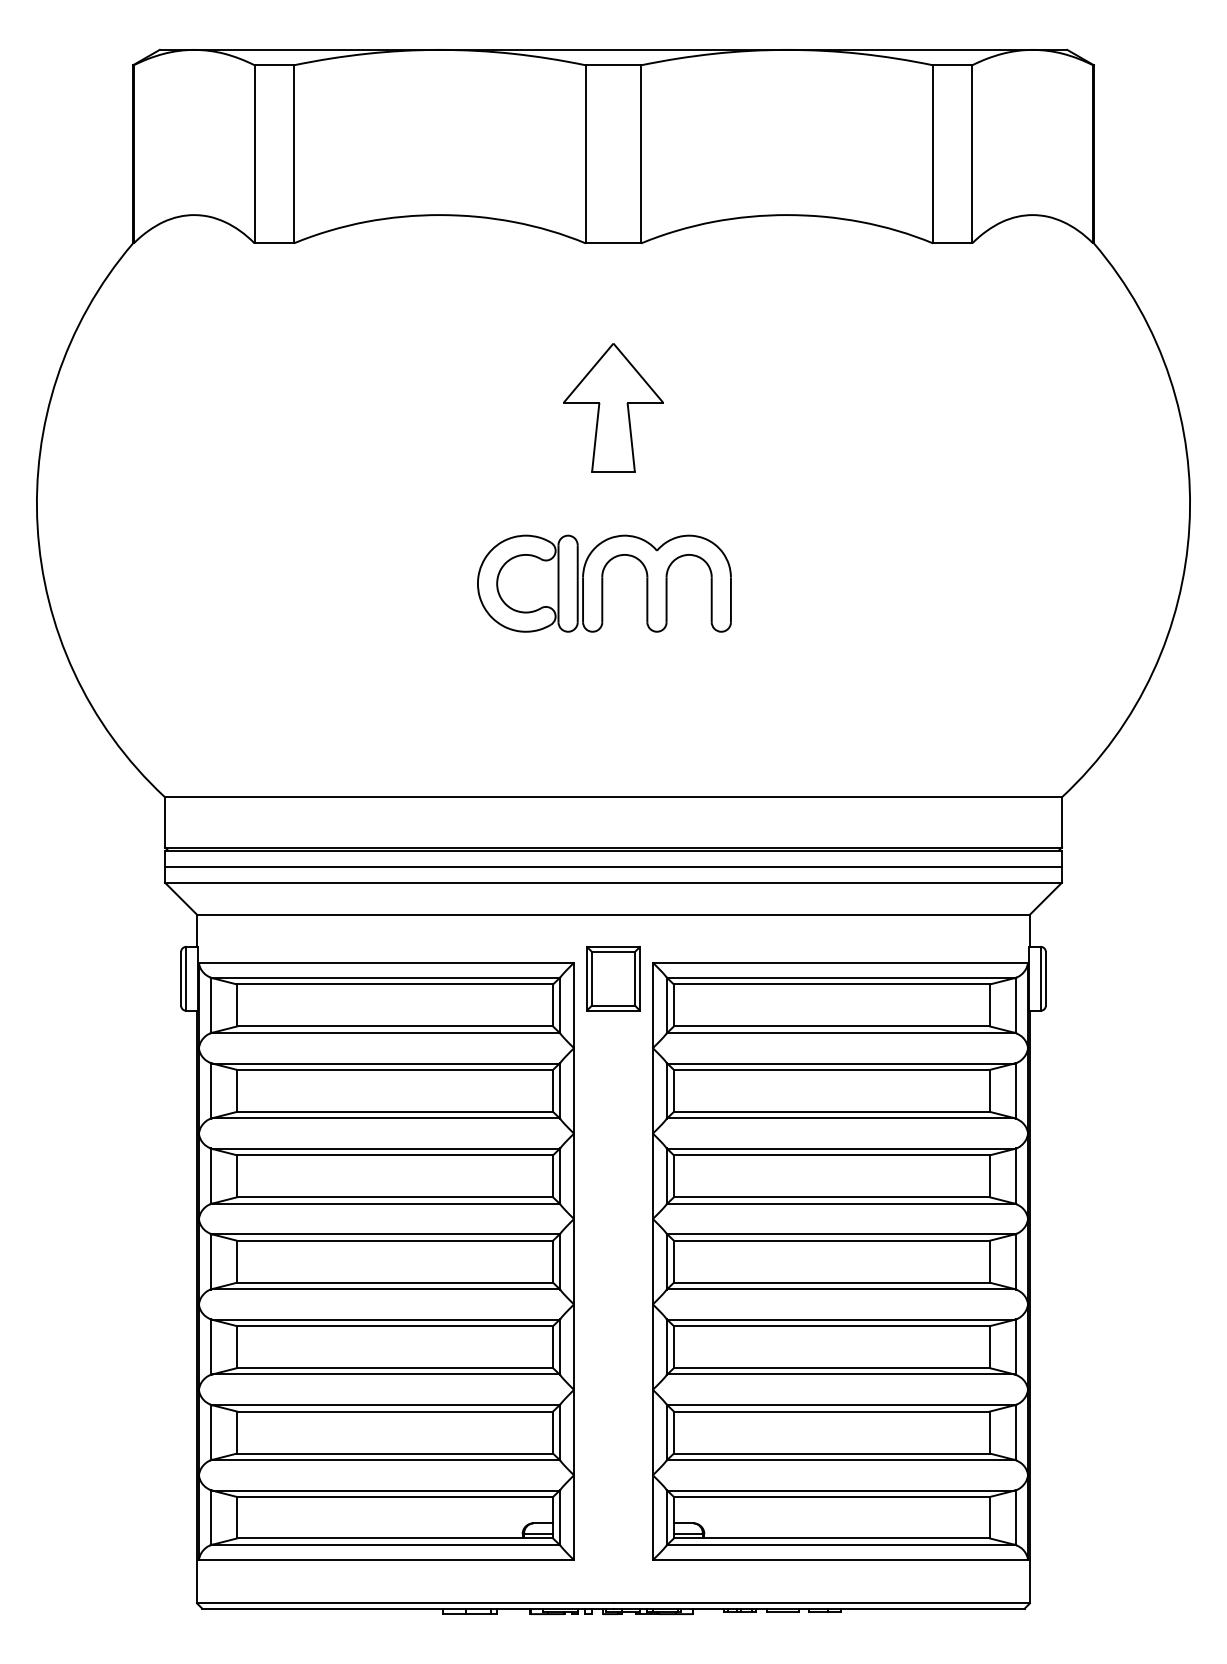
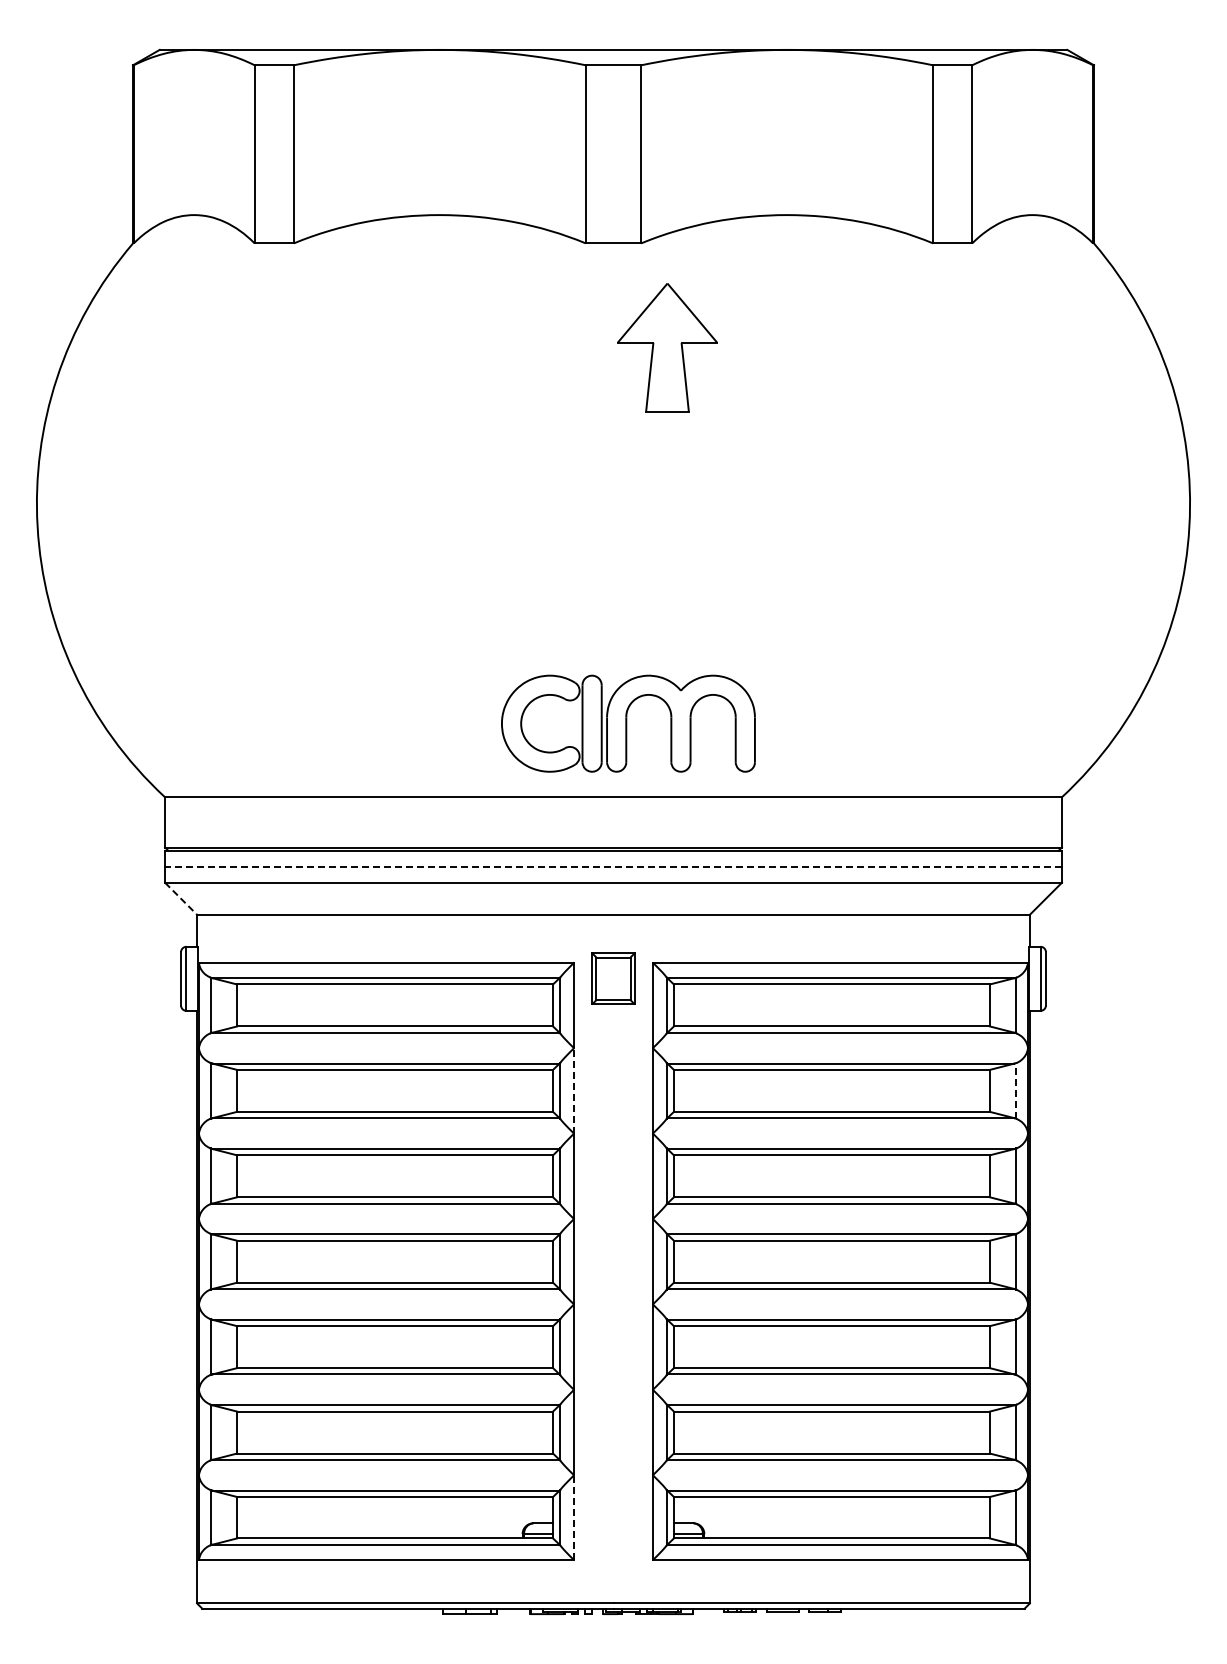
part position: (613, 407) -> (667, 347) (667, 347)
part position: (604, 583) -> (628, 723) (628, 723)
line: solid -> dashed (613, 866)
line: solid -> dashed (181, 898)
part size: 55x66 px -> 45x53 px (613, 978)
line: solid -> dashed (574, 1090)
line: solid -> dashed (1016, 1090)
line: solid -> dashed (574, 1517)
